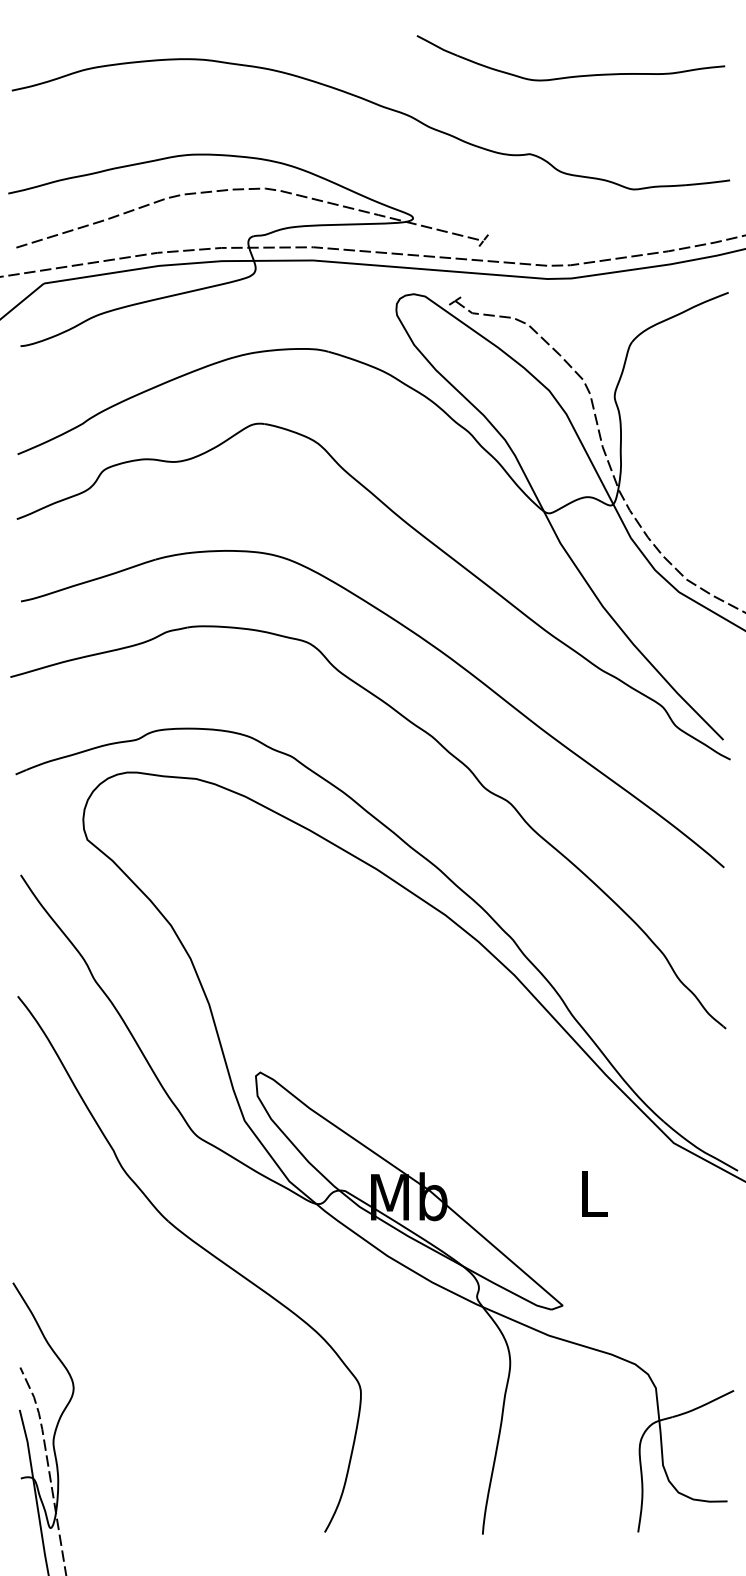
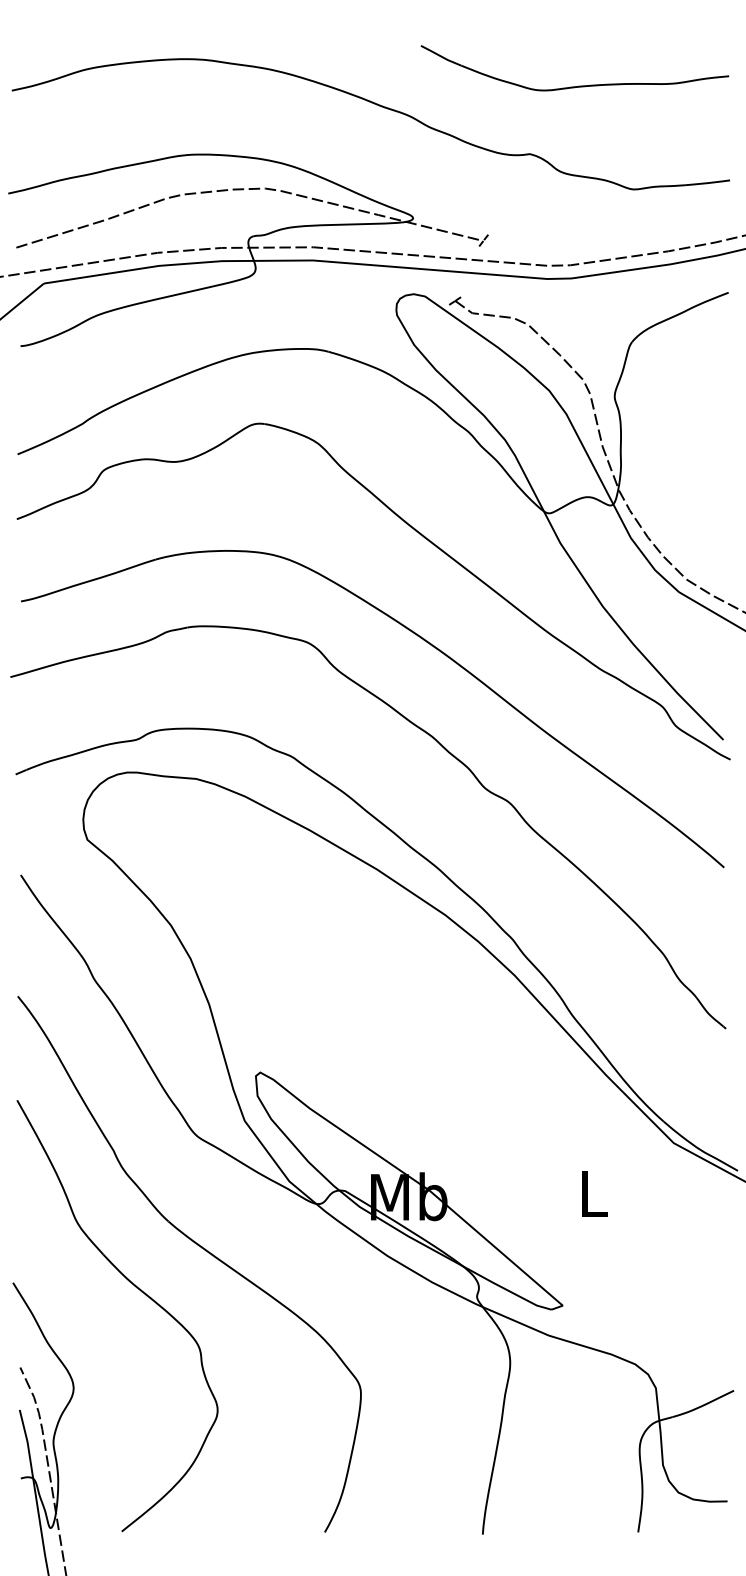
part position: (574, 75) -> (578, 85) (578, 85)
part: none -> present (136, 1288)
